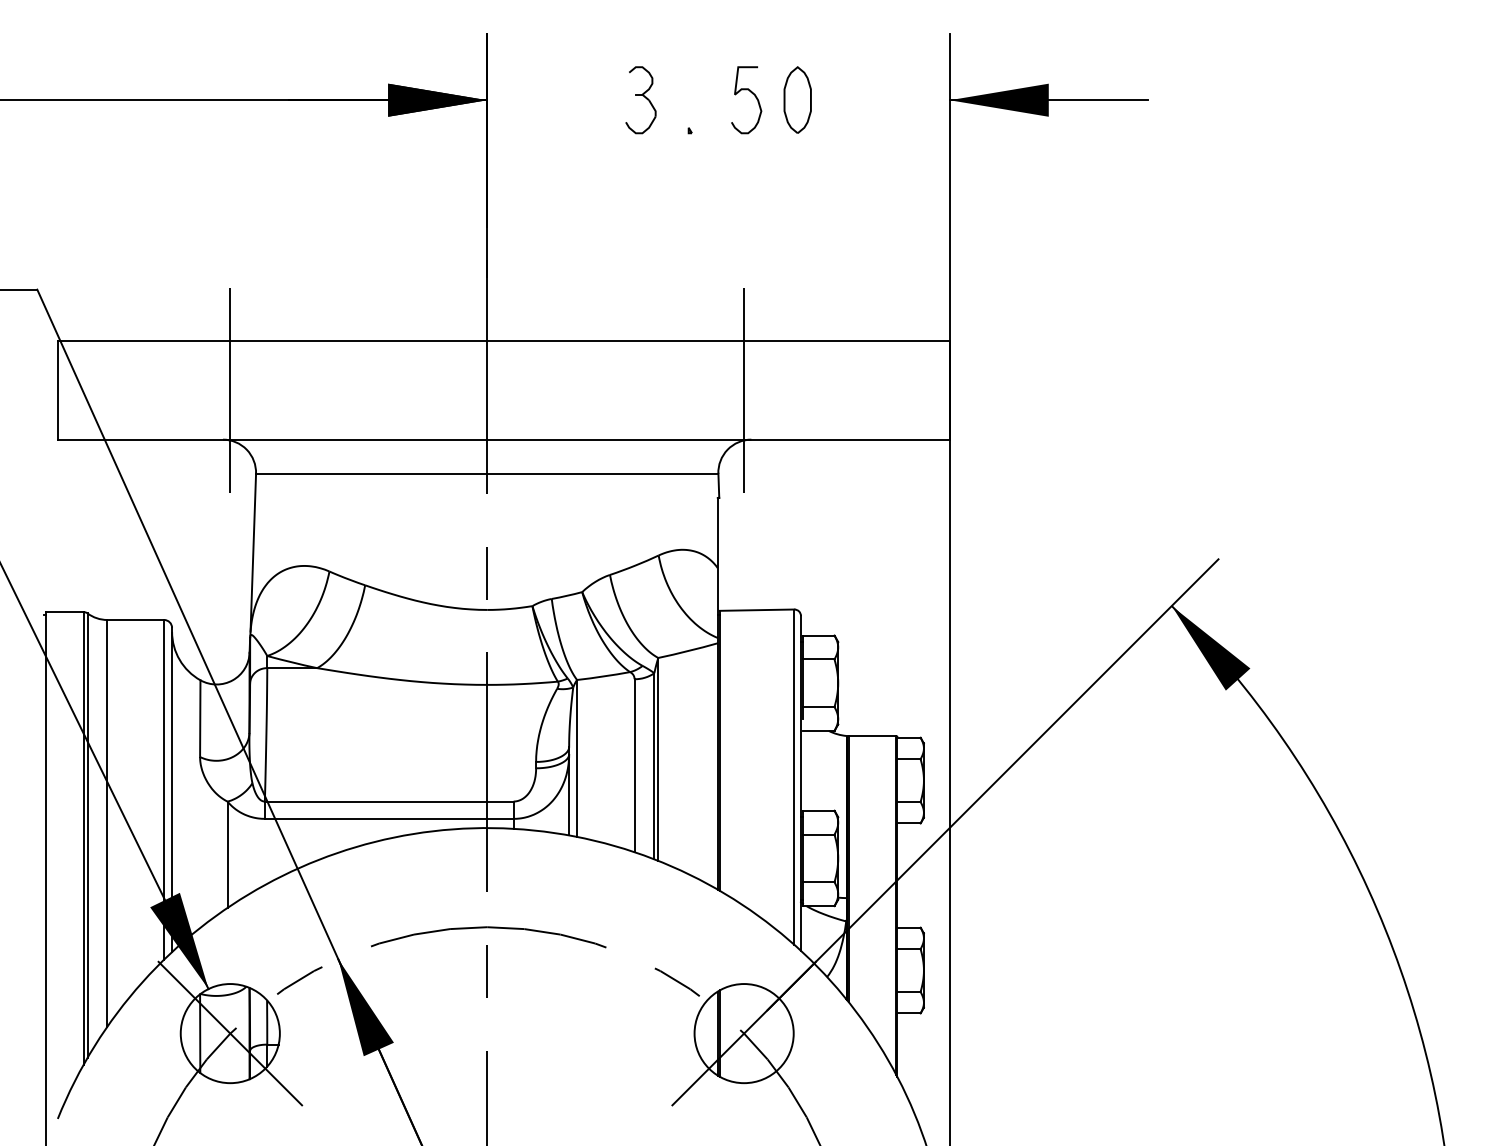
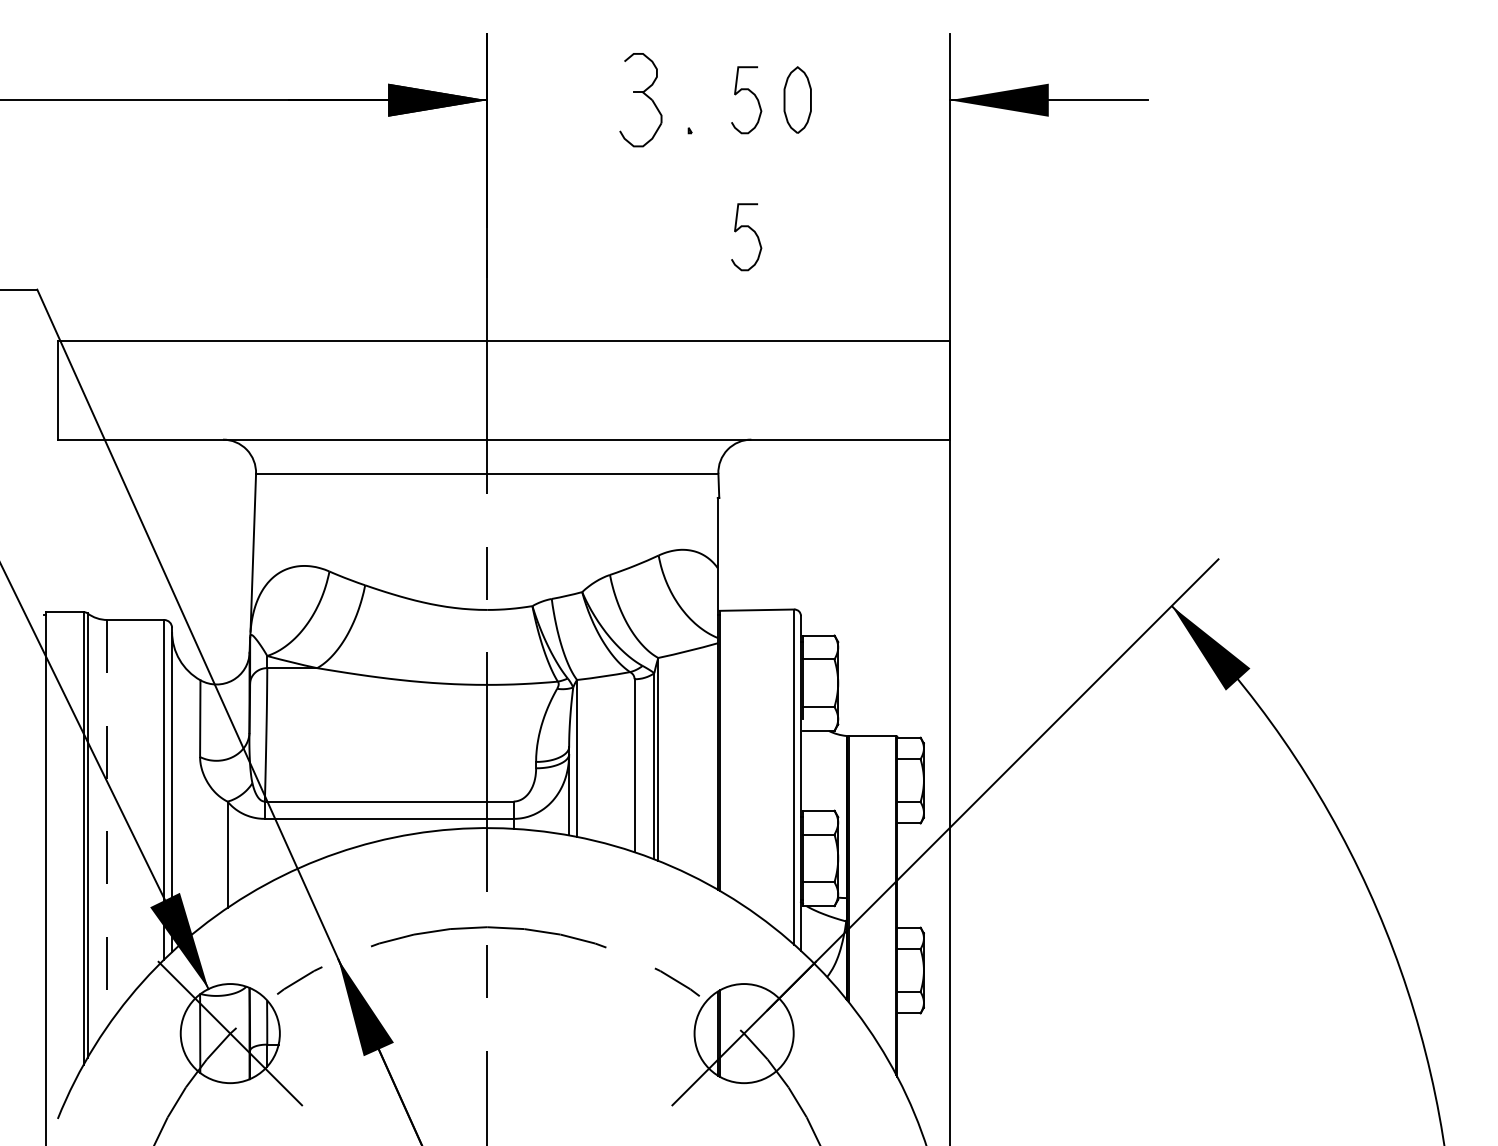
part size: 32x69 px -> 44x95 px (640, 100)
curve: none -> present (752, 231)
line: present -> none (230, 389)
line: present -> none (744, 389)
line: solid -> dashed (107, 823)
